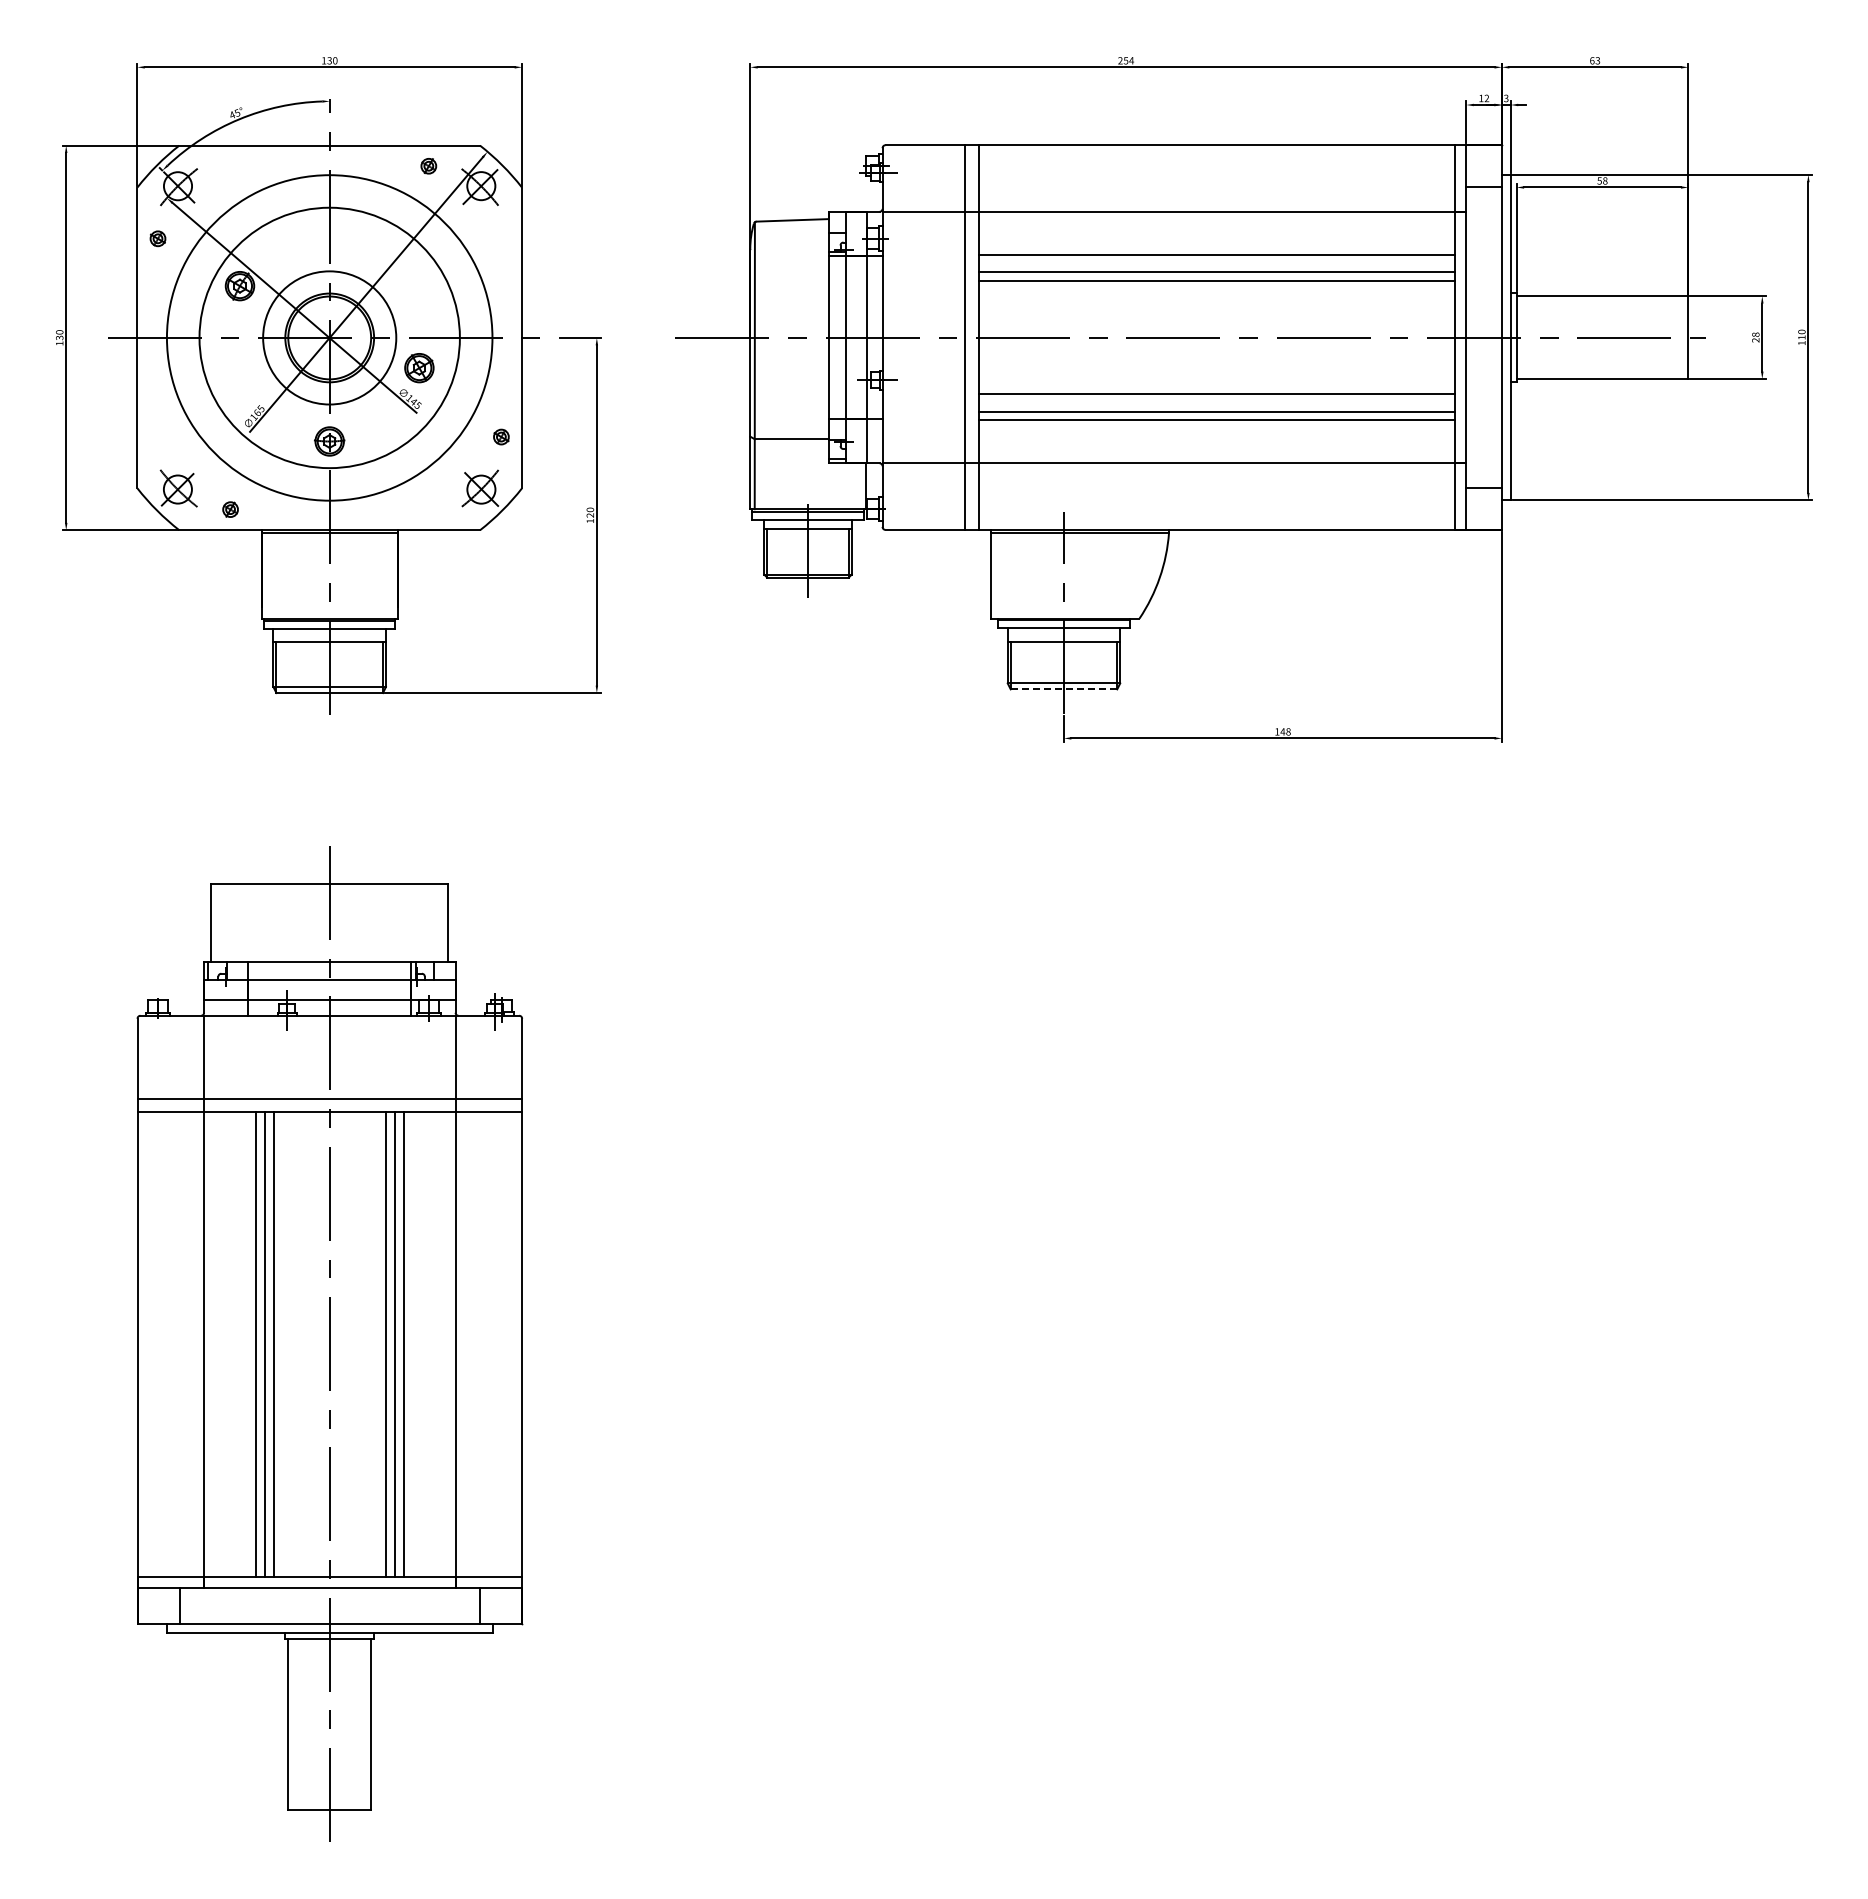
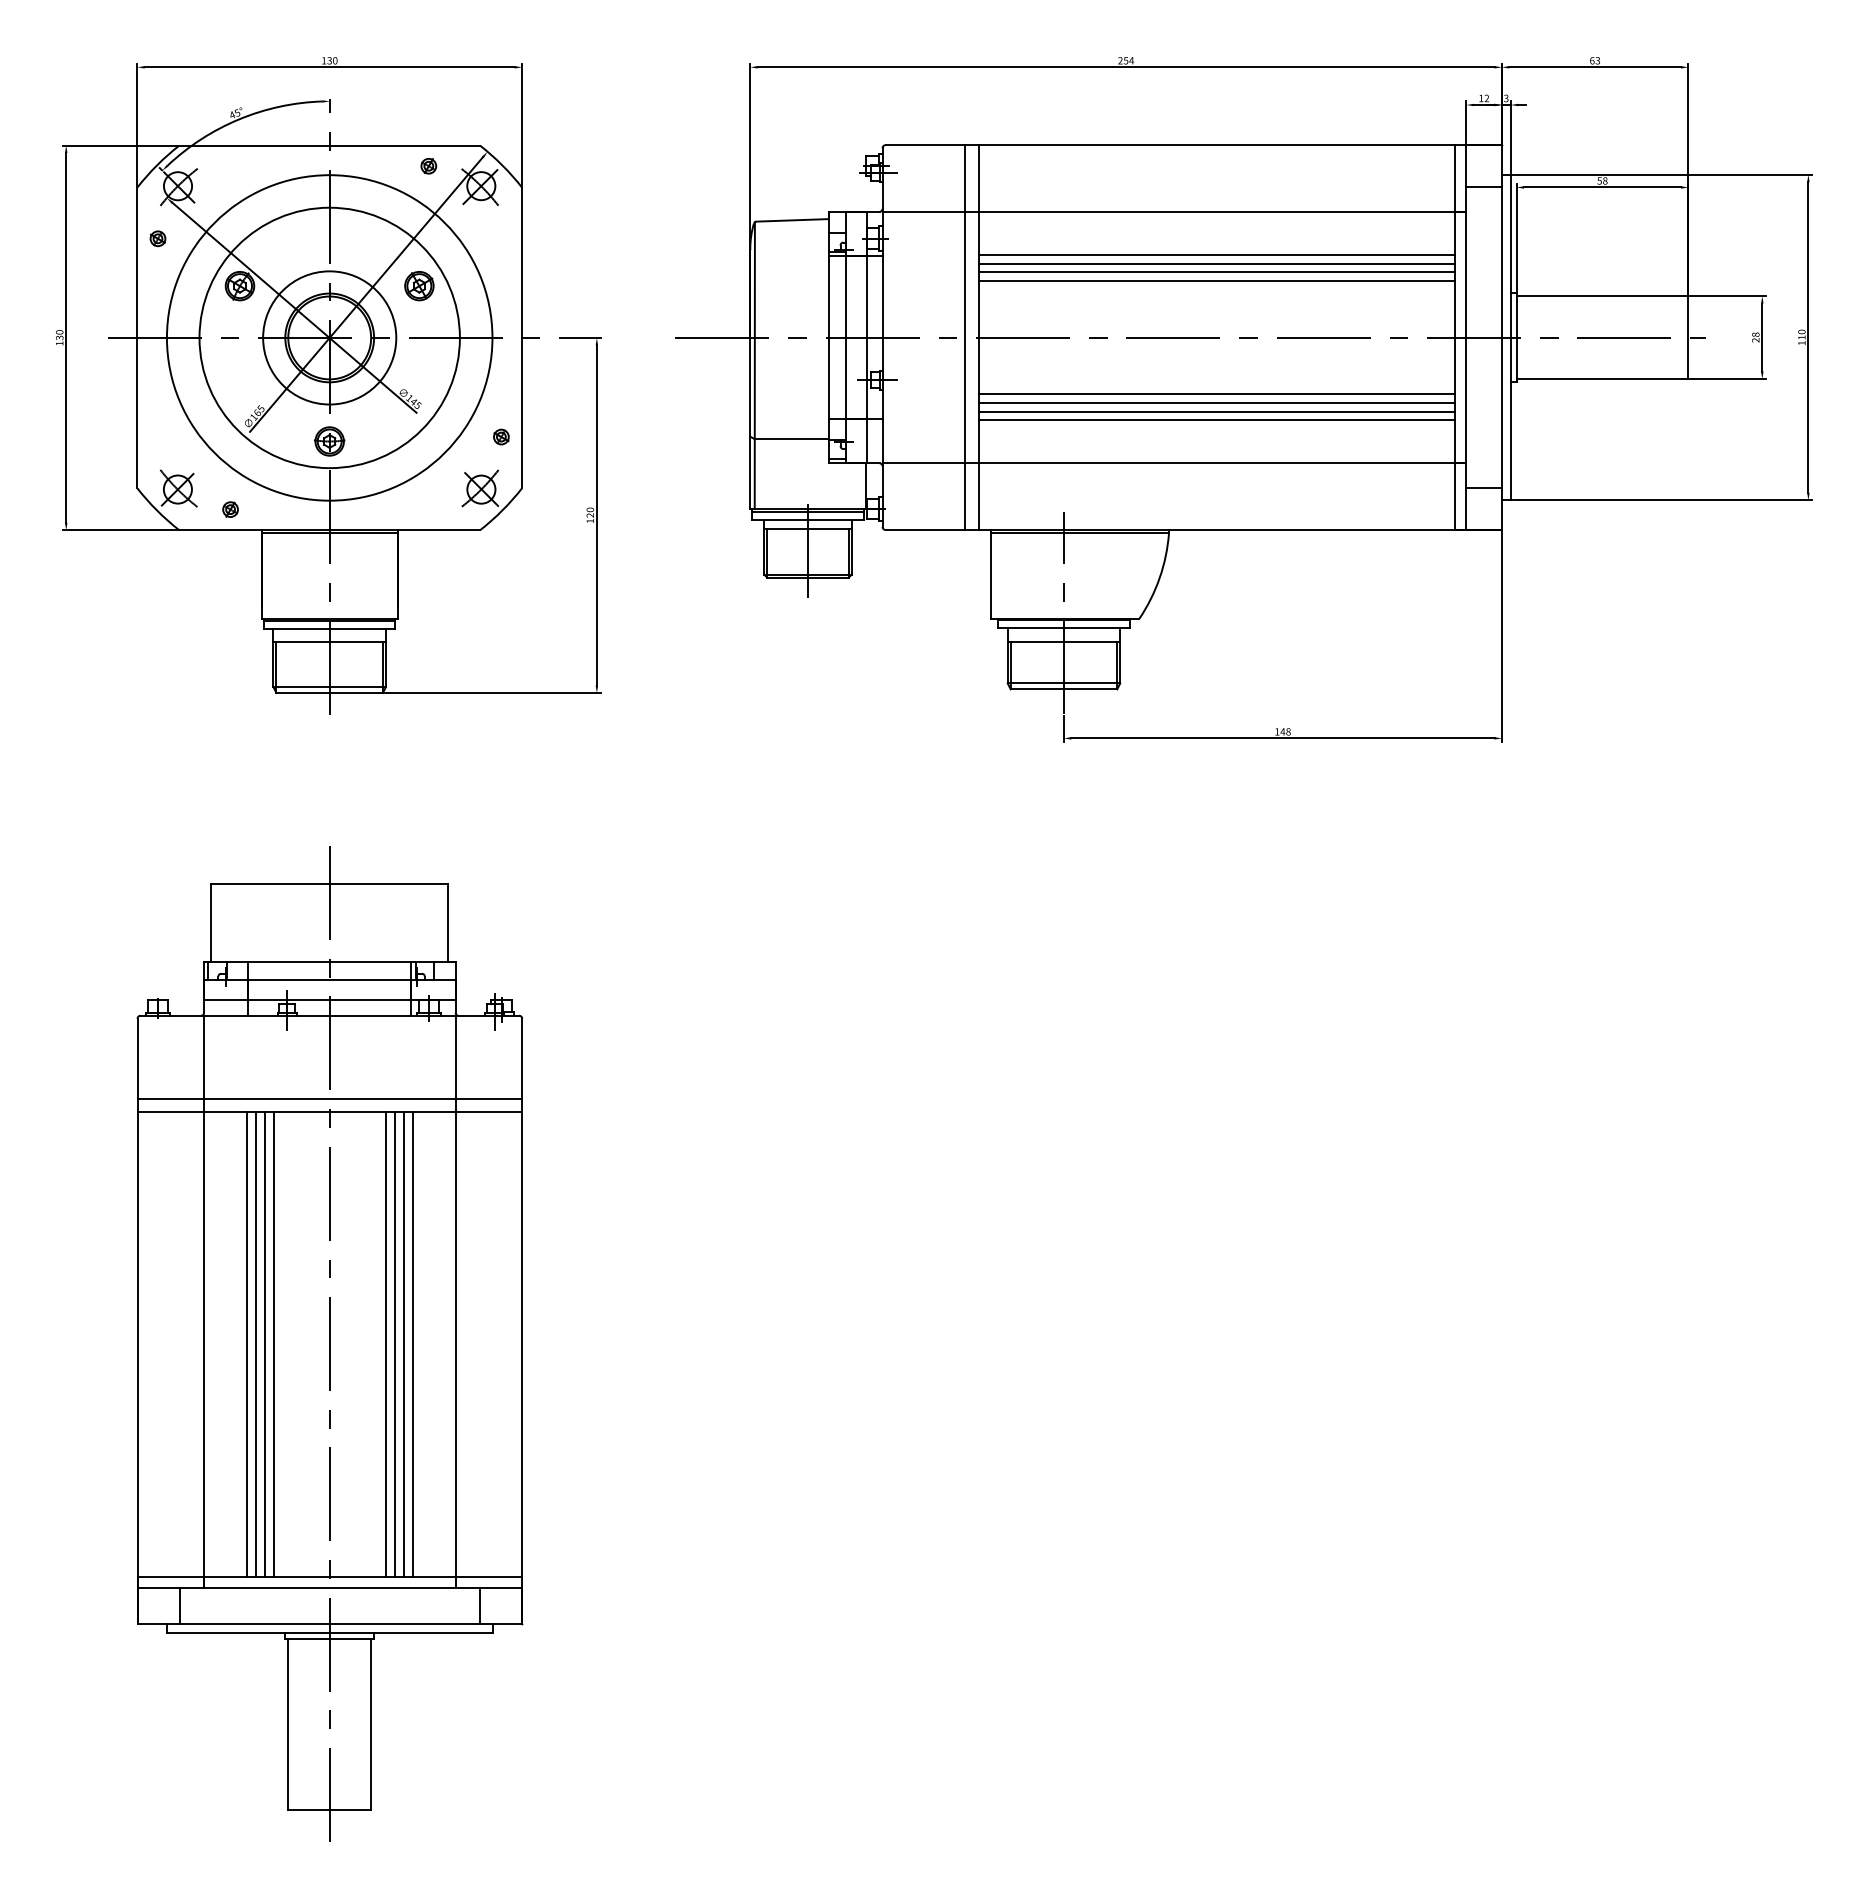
line: none -> present (1216, 263)
part position: (419, 368) -> (419, 286) (419, 286)
line: none -> present (1216, 402)
line: dashed -> solid (1063, 689)
line: none -> present (246, 1343)
line: none -> present (412, 1343)
